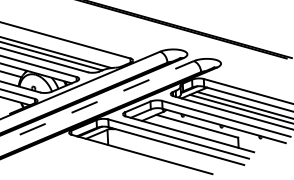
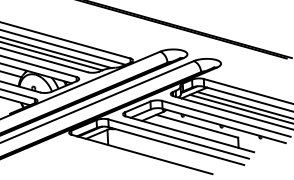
line: none -> present (63, 47)
line: dashed -> solid (97, 102)
